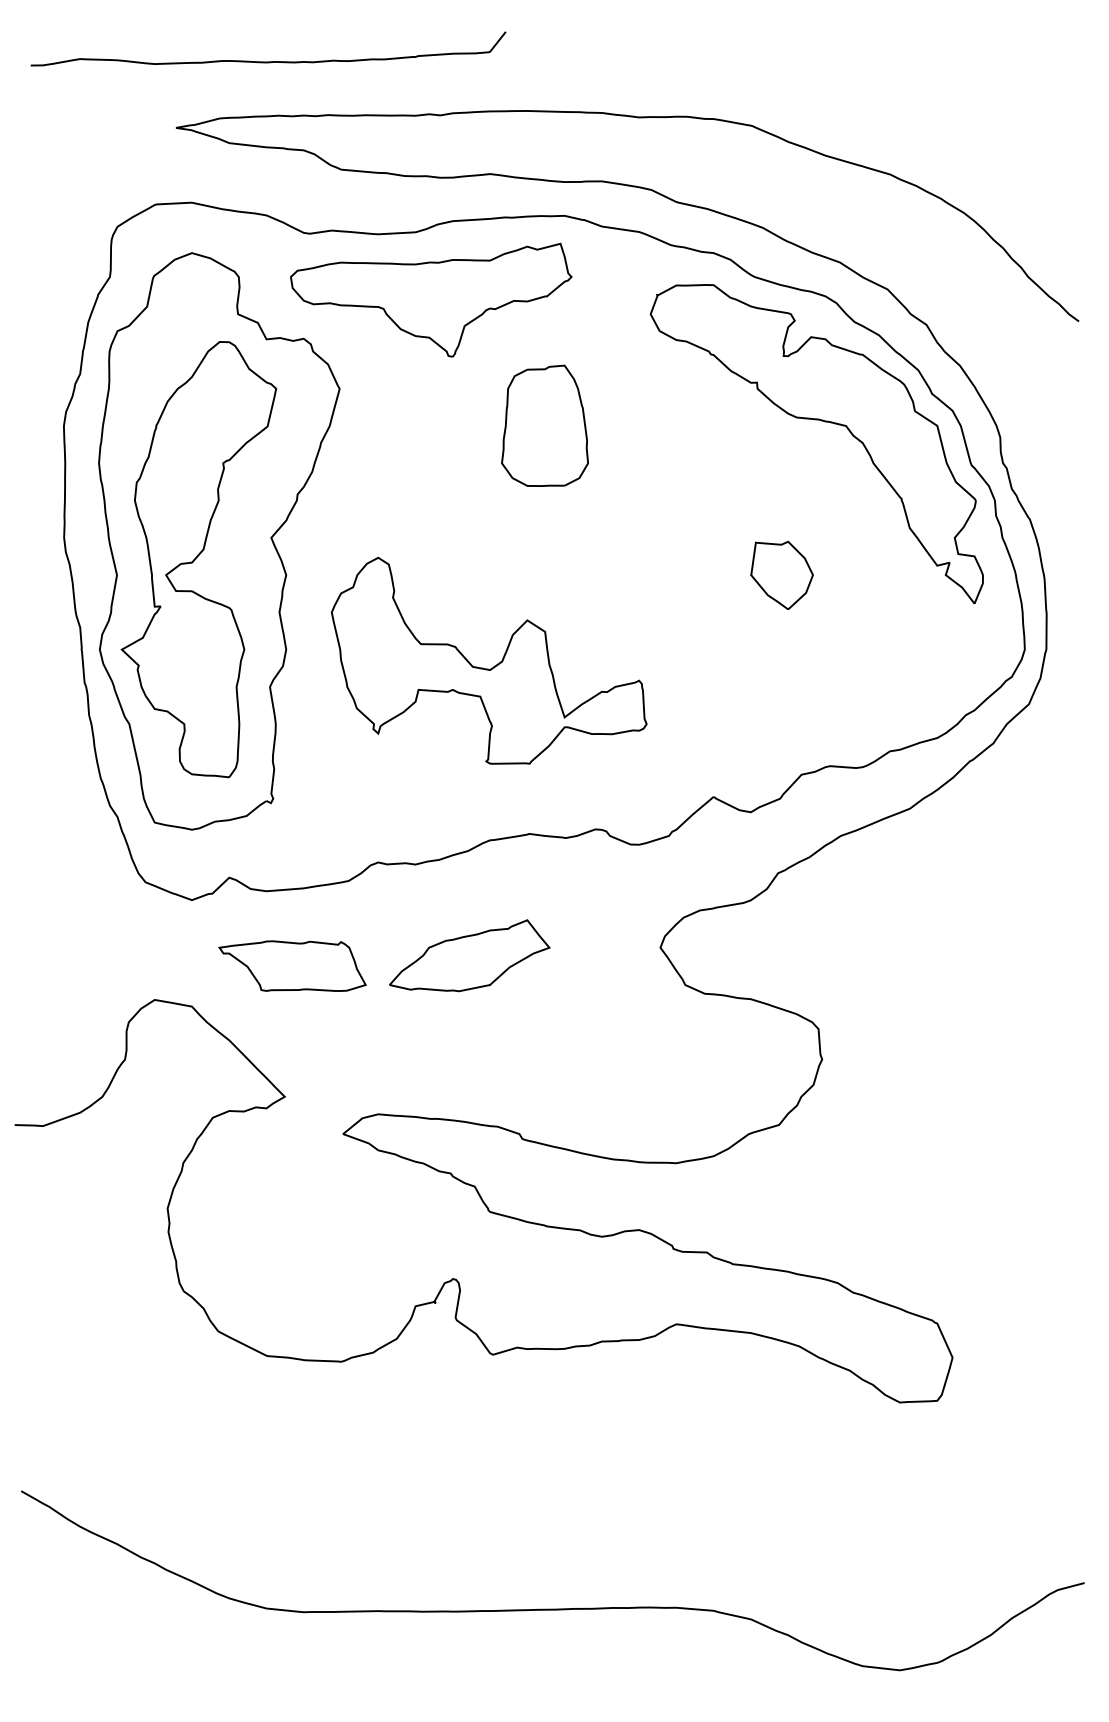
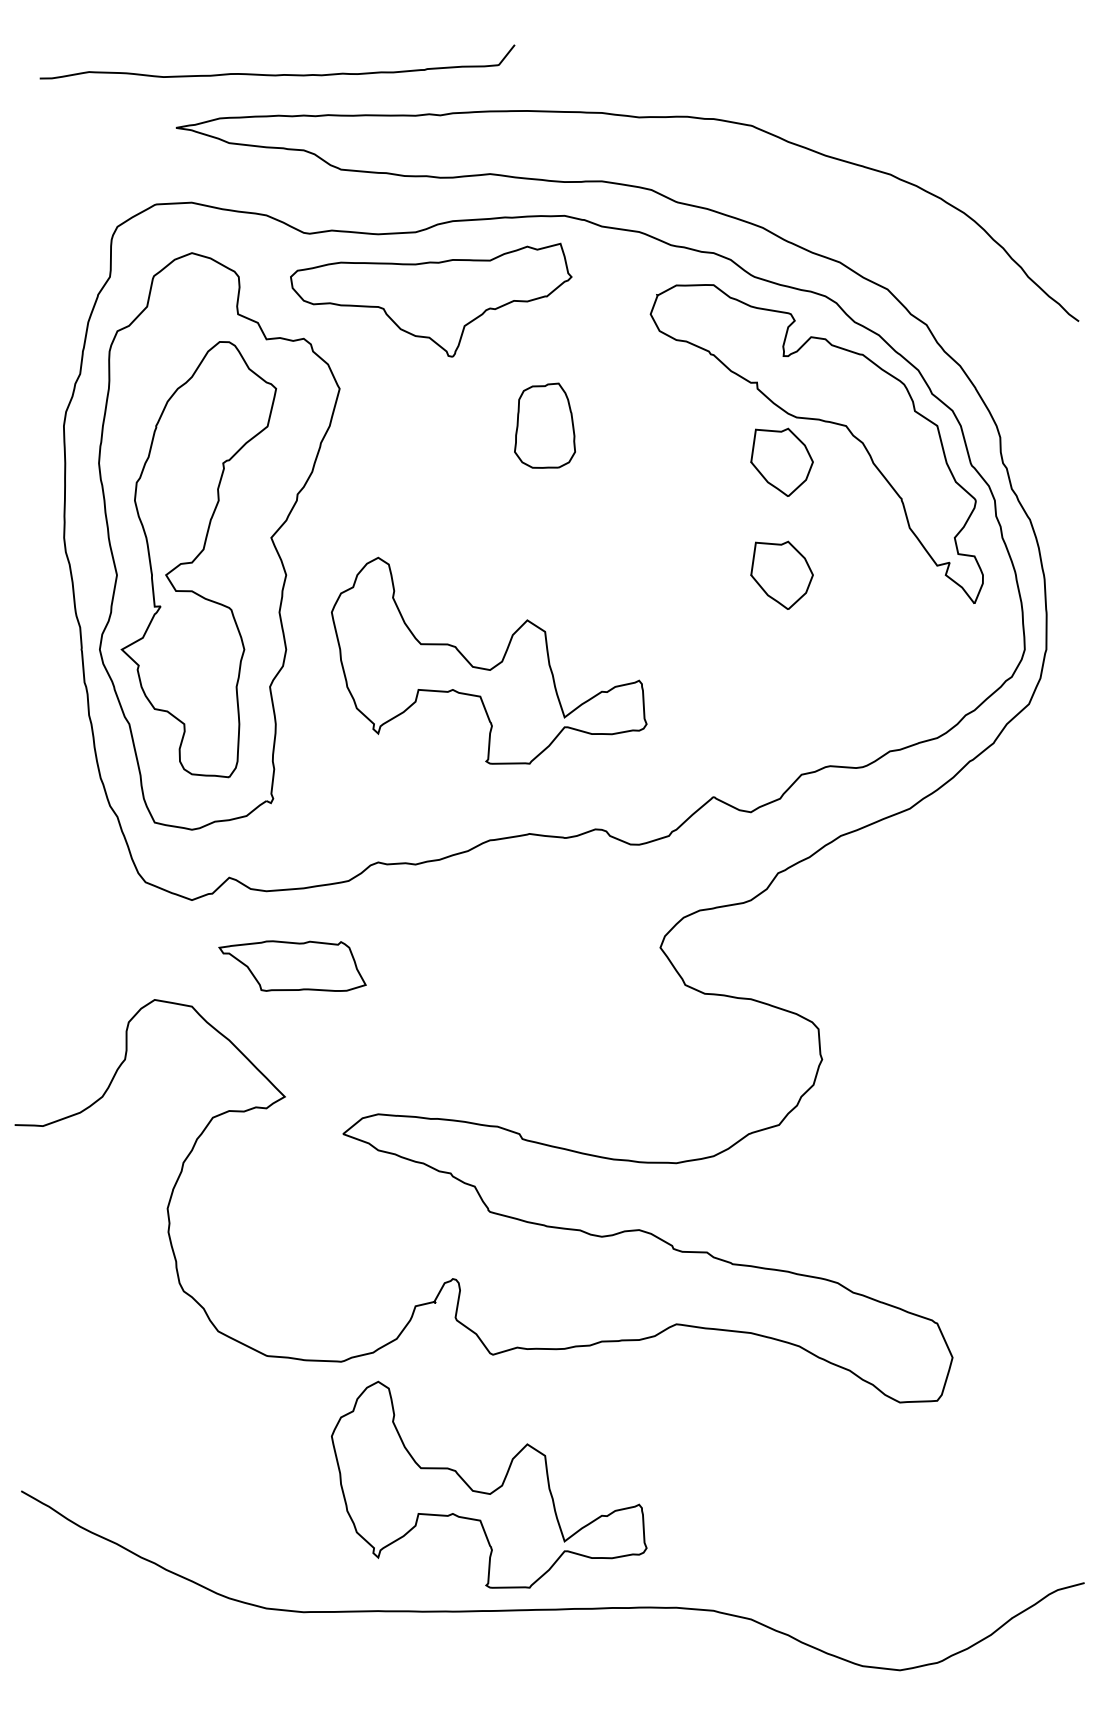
curve position: (268, 61) -> (277, 74) (277, 74)
part size: 88x123 px -> 62x87 px (544, 425)
part: none -> present (781, 461)
part: present -> none (469, 955)
part: none -> present (494, 1489)
